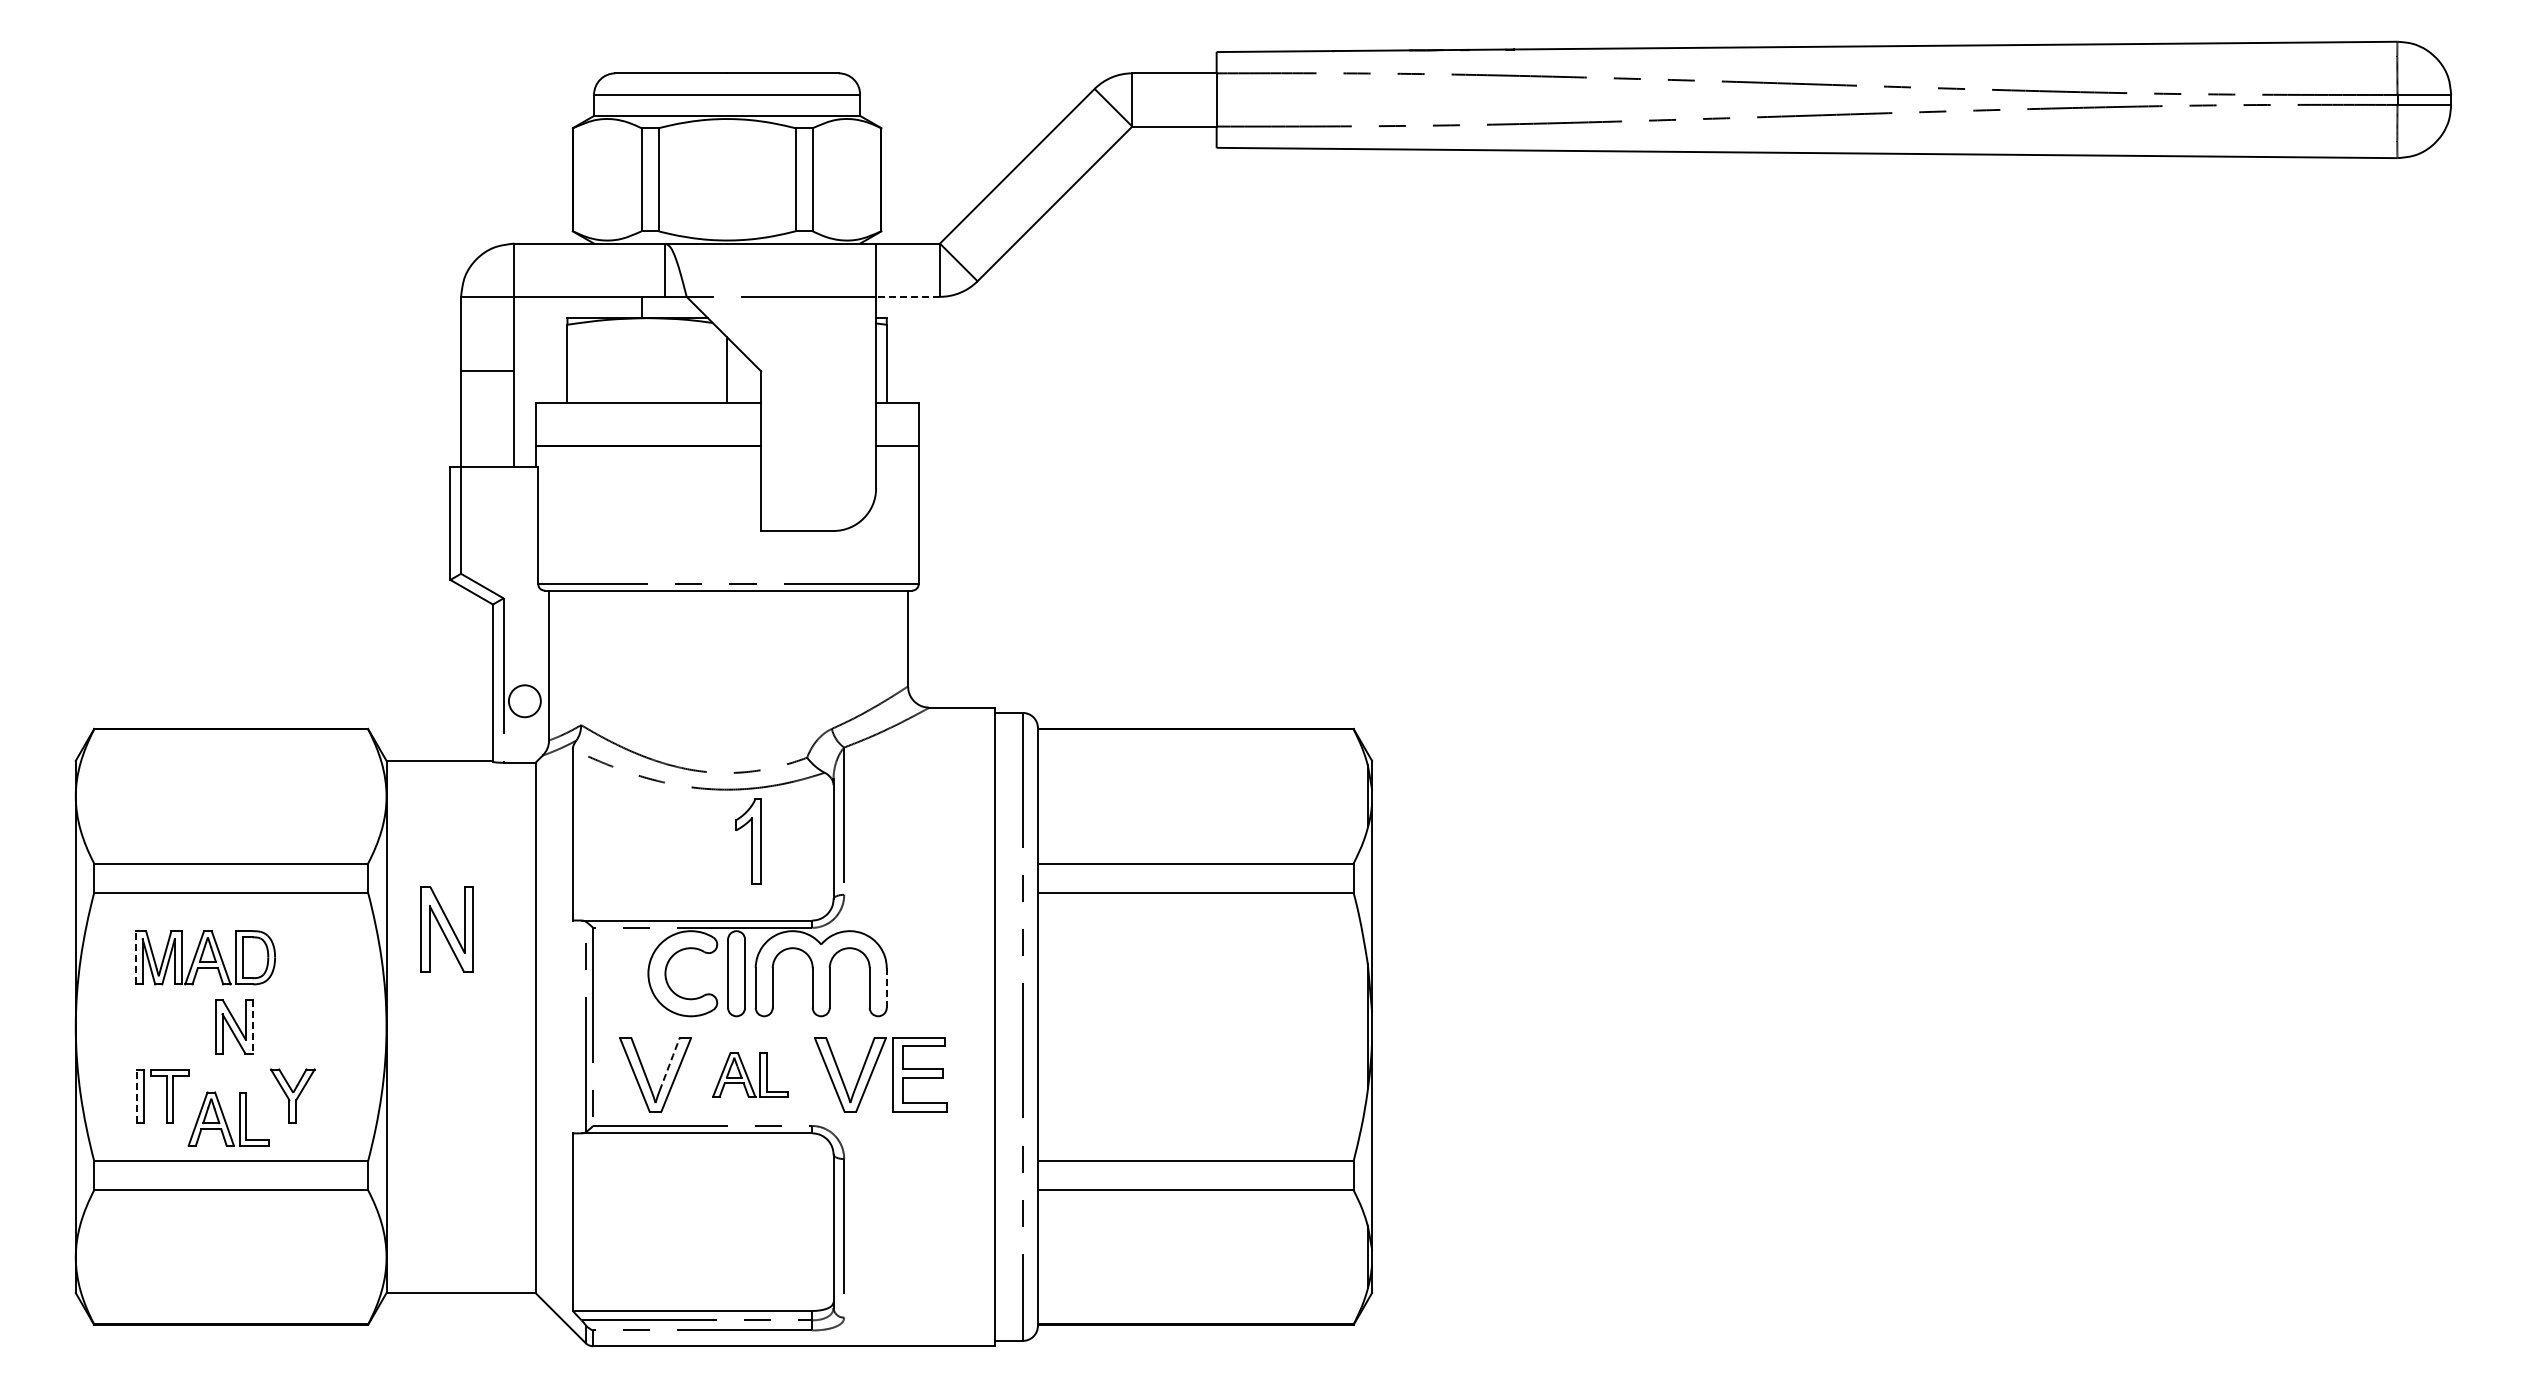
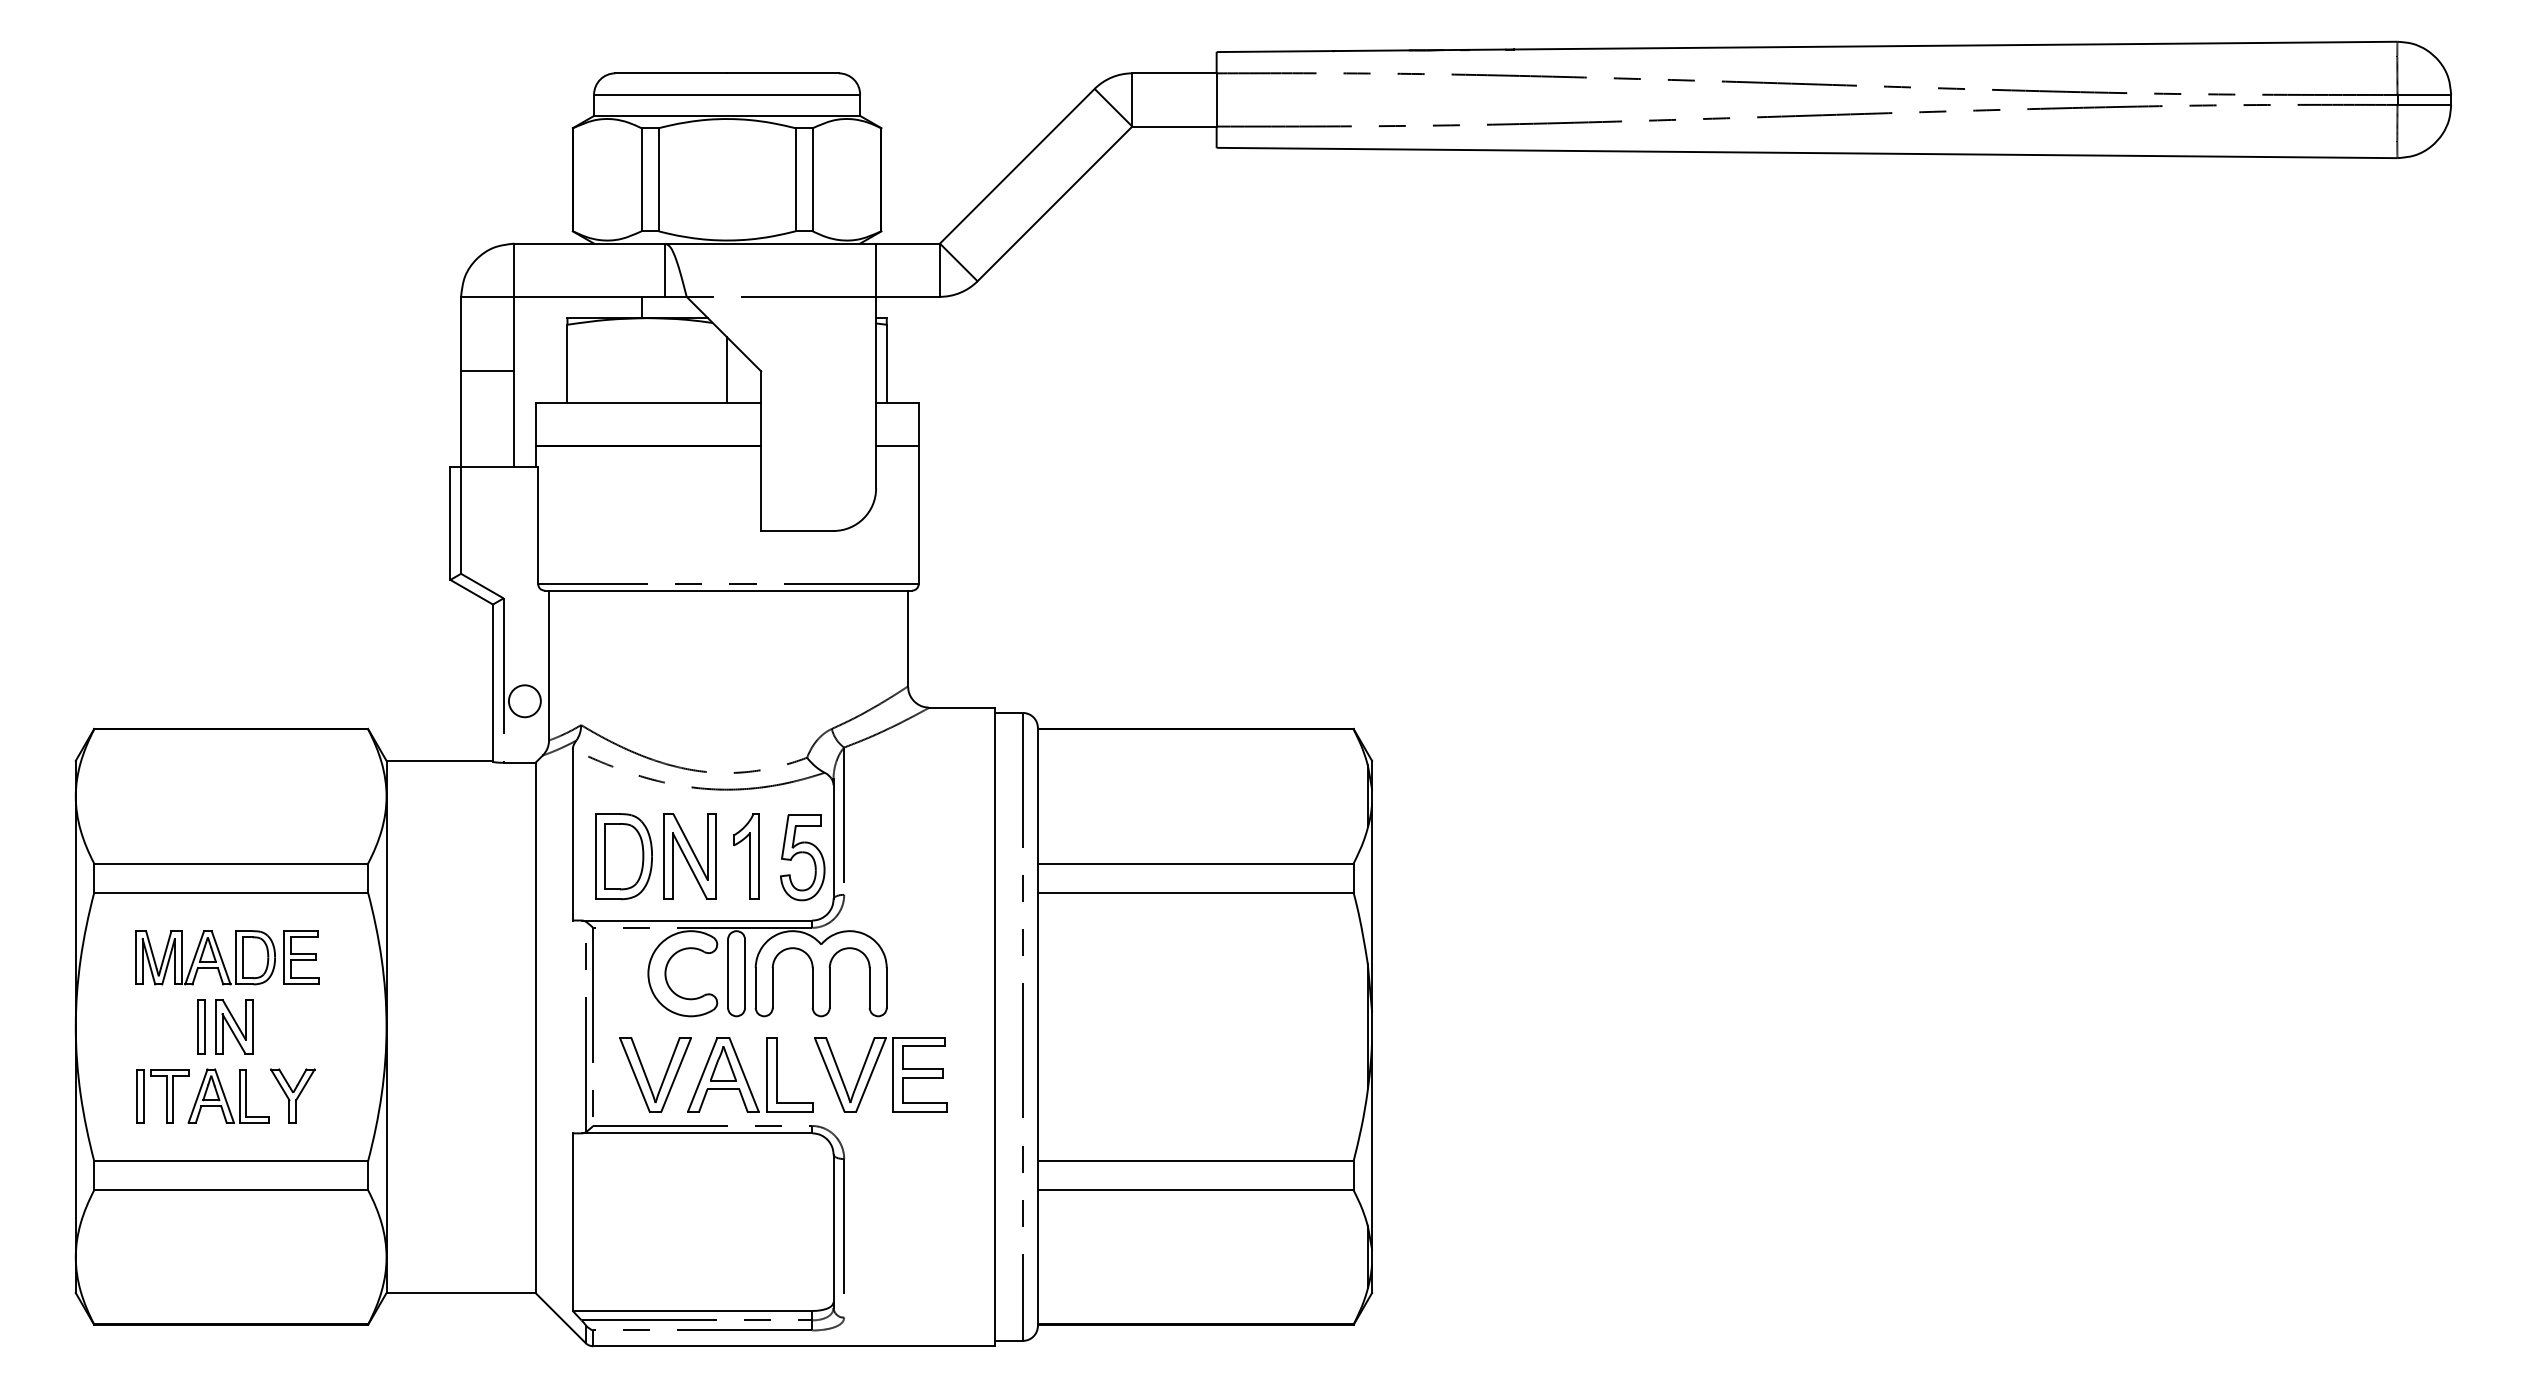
line: dashed -> solid (908, 296)
part position: (748, 841) -> (746, 856) (746, 856)
part: none -> present (623, 856)
part: none -> present (802, 857)
part position: (446, 929) -> (689, 856) (689, 856)
line: dashed -> solid (135, 957)
part: none -> present (301, 957)
line: dashed -> solid (886, 987)
part: none -> present (201, 1026)
line: dashed -> solid (252, 1026)
line: dashed -> solid (670, 1063)
part size: 77x46 px -> 127x76 px (750, 1074)
line: dashed -> solid (137, 1096)
part position: (228, 1118) -> (228, 1095) (228, 1095)
